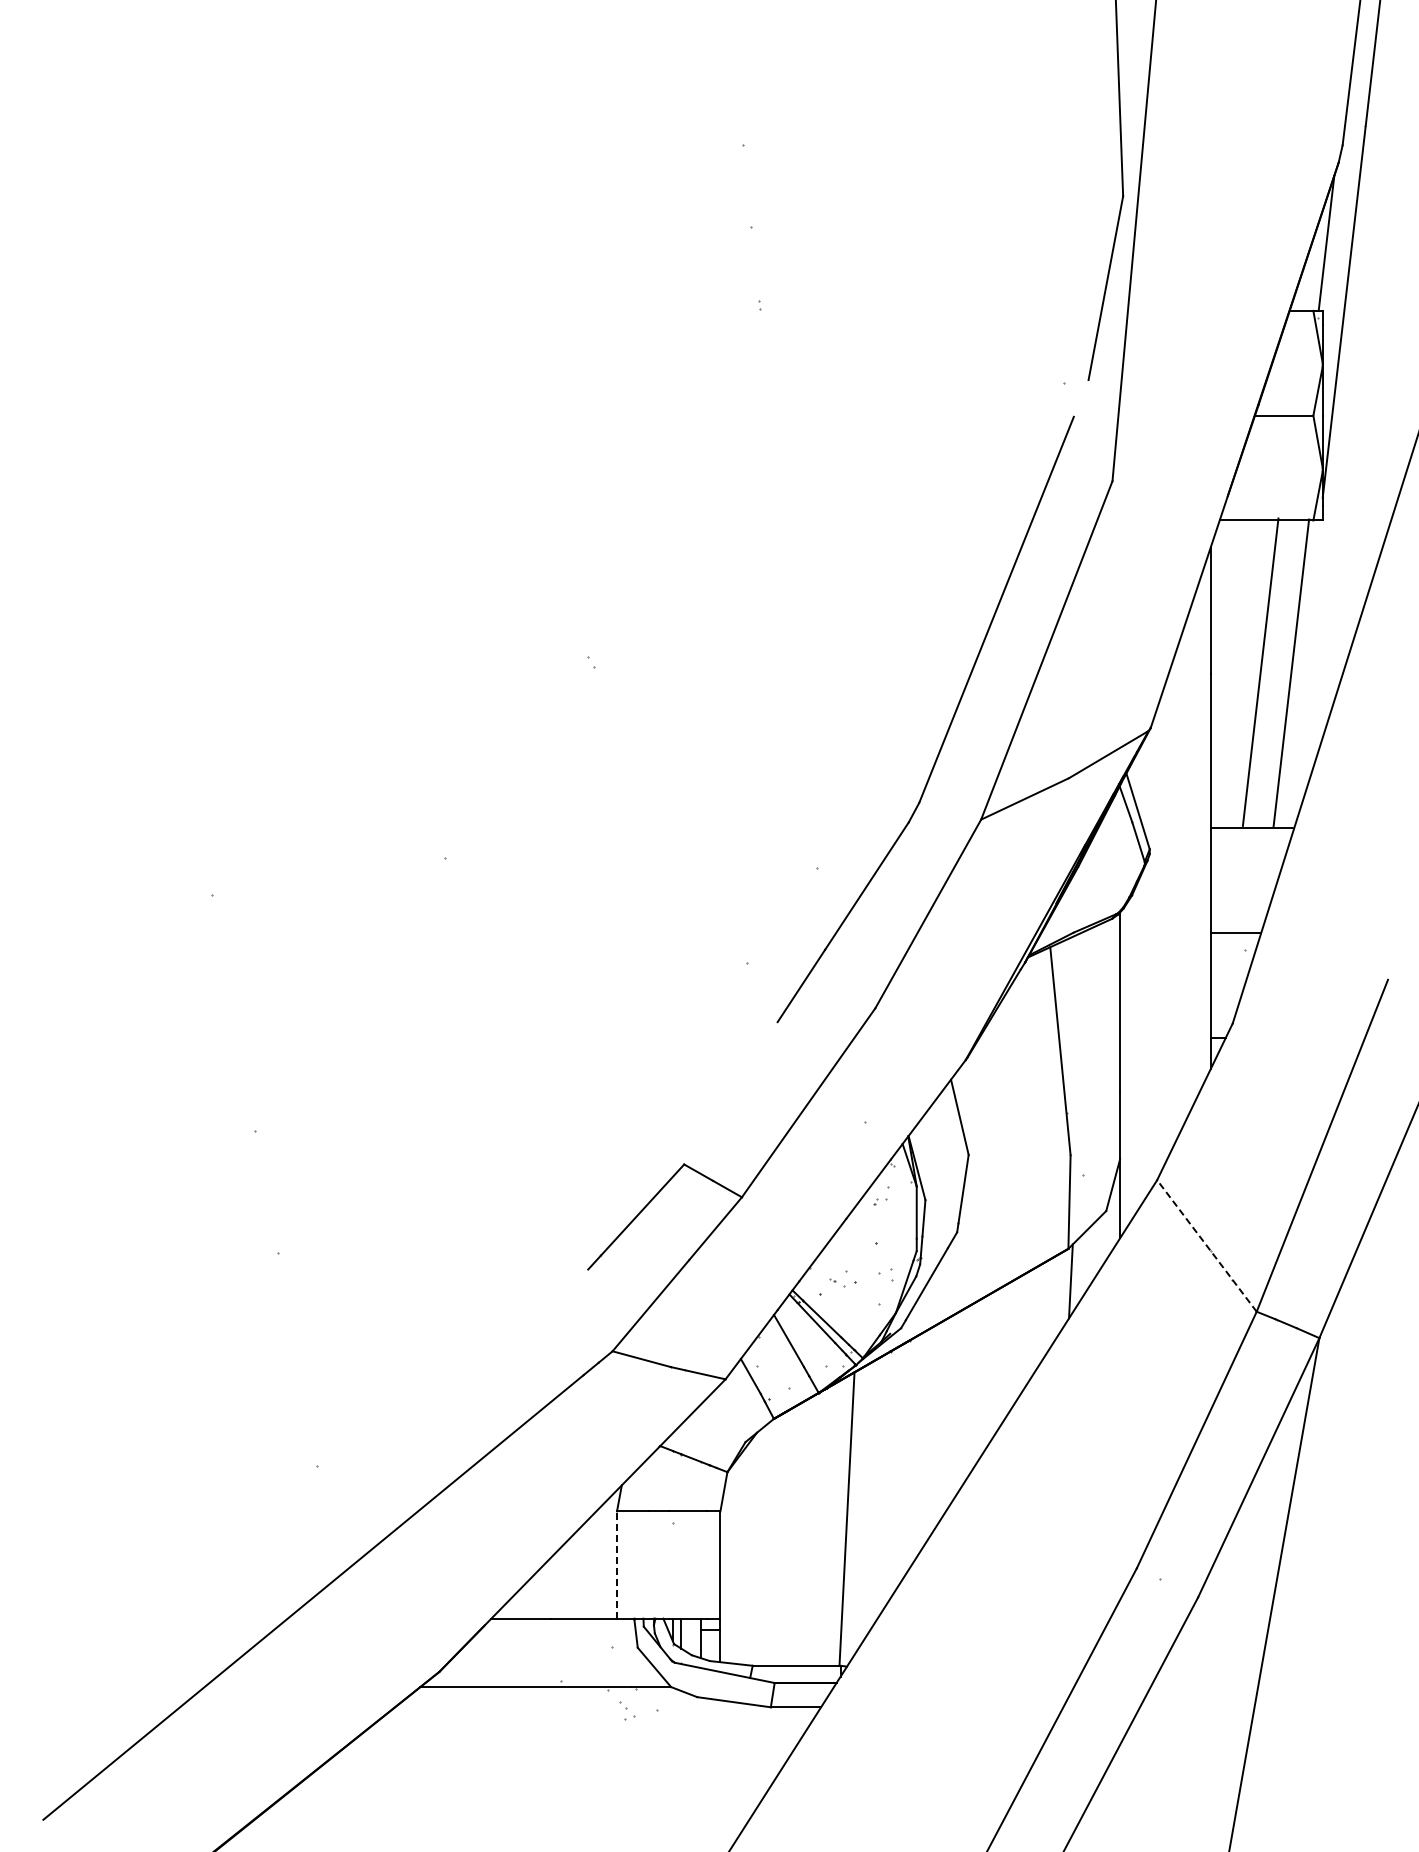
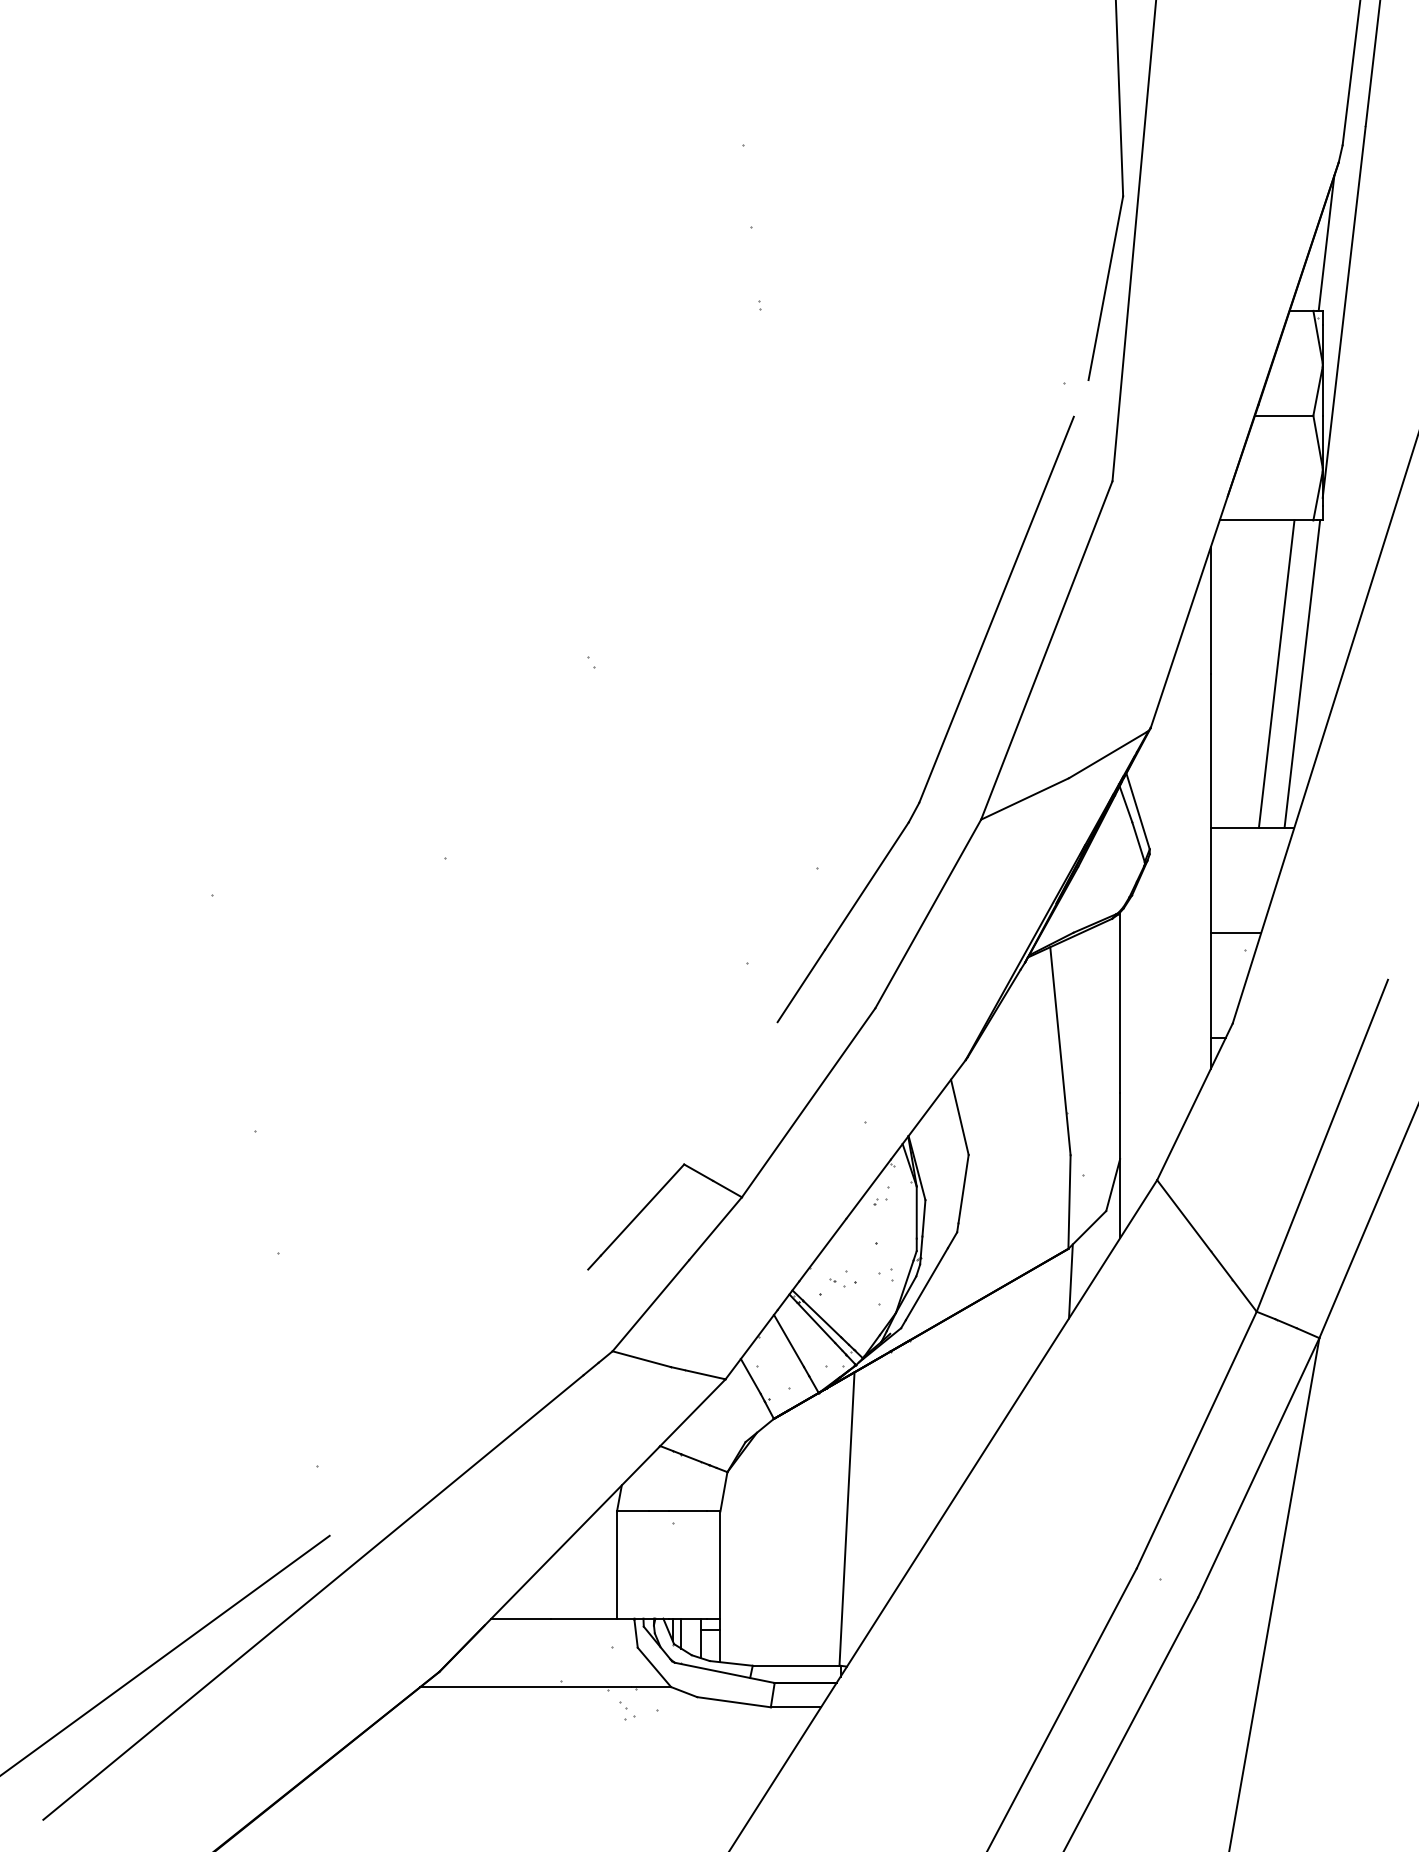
line position: (1260, 671) -> (1276, 673) (1276, 673)
line position: (1291, 672) -> (1302, 673) (1302, 673)
line: dashed -> solid (1206, 1245)
line: dashed -> solid (617, 1565)
line: none -> present (165, 1654)
